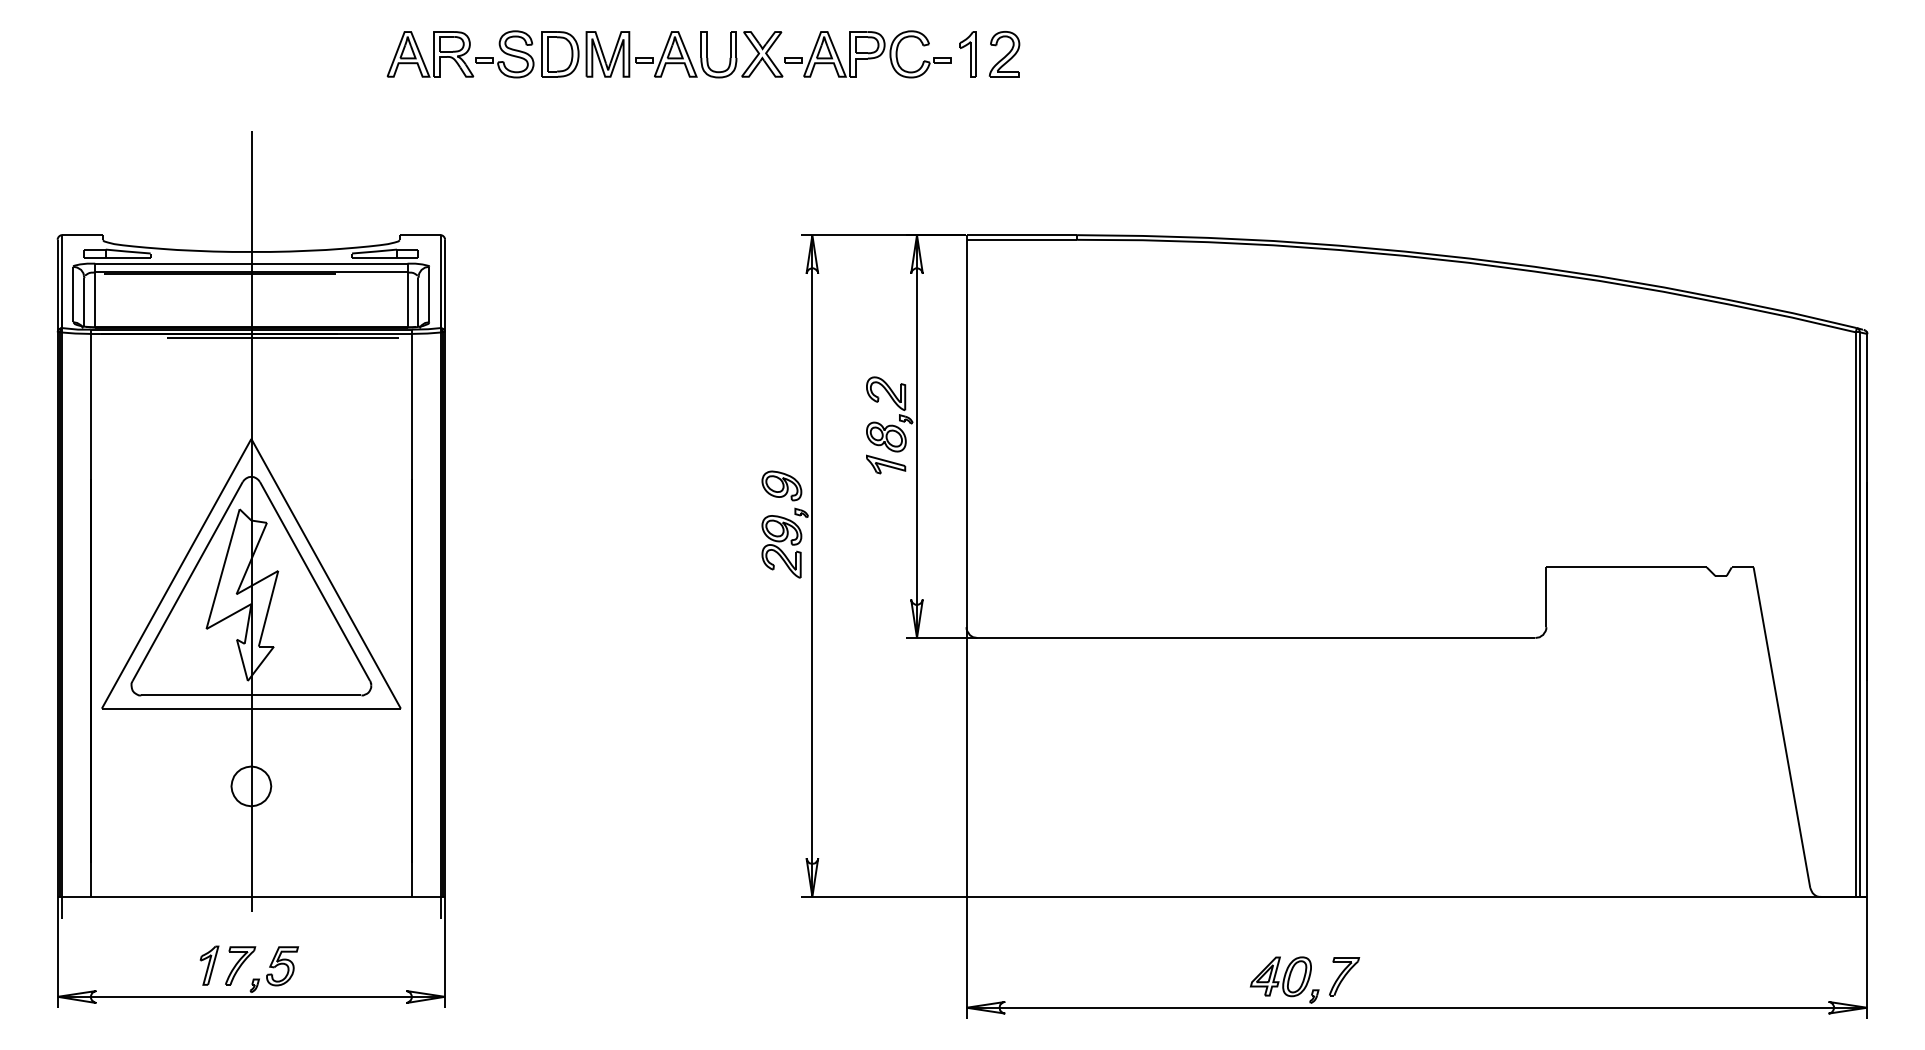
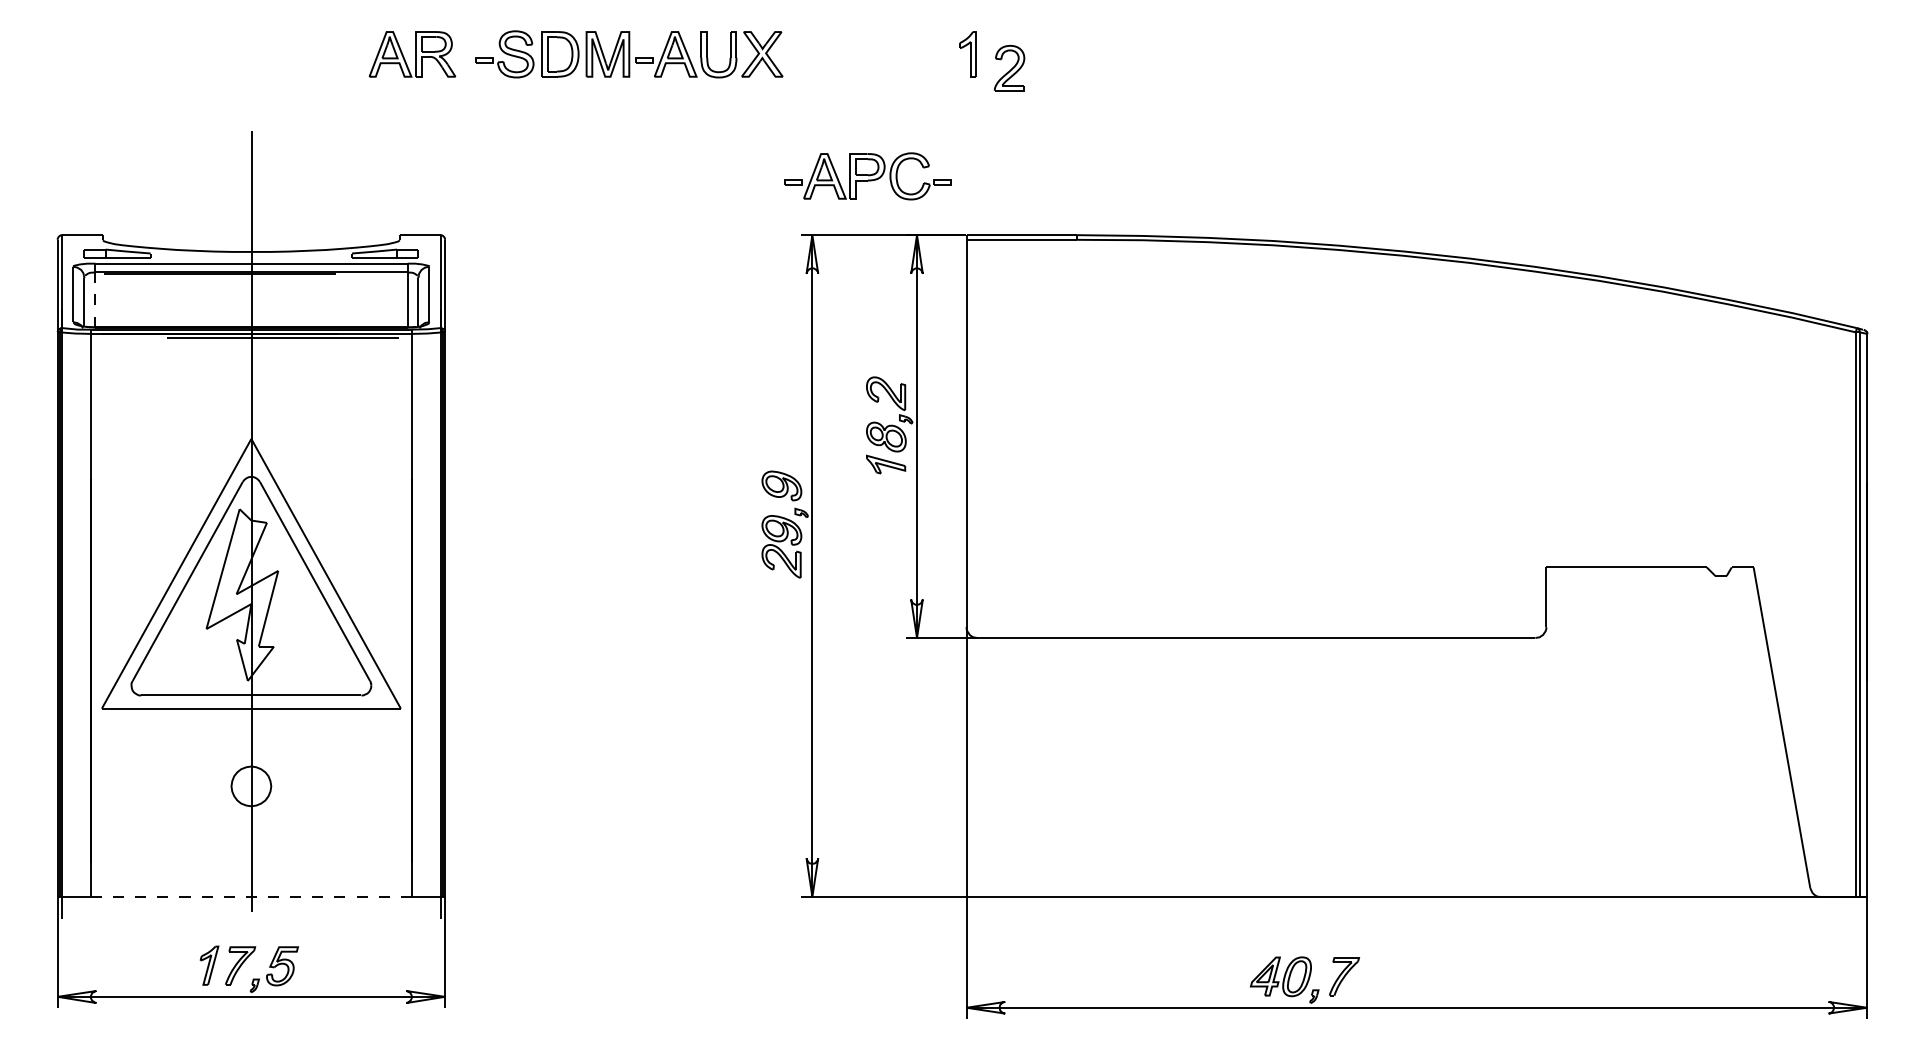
part position: (430, 54) -> (412, 54) (412, 54)
part position: (867, 54) -> (867, 176) (867, 176)
part position: (1004, 54) -> (1009, 68) (1009, 68)
line: solid -> dashed (95, 300)
line: solid -> dashed (250, 896)
